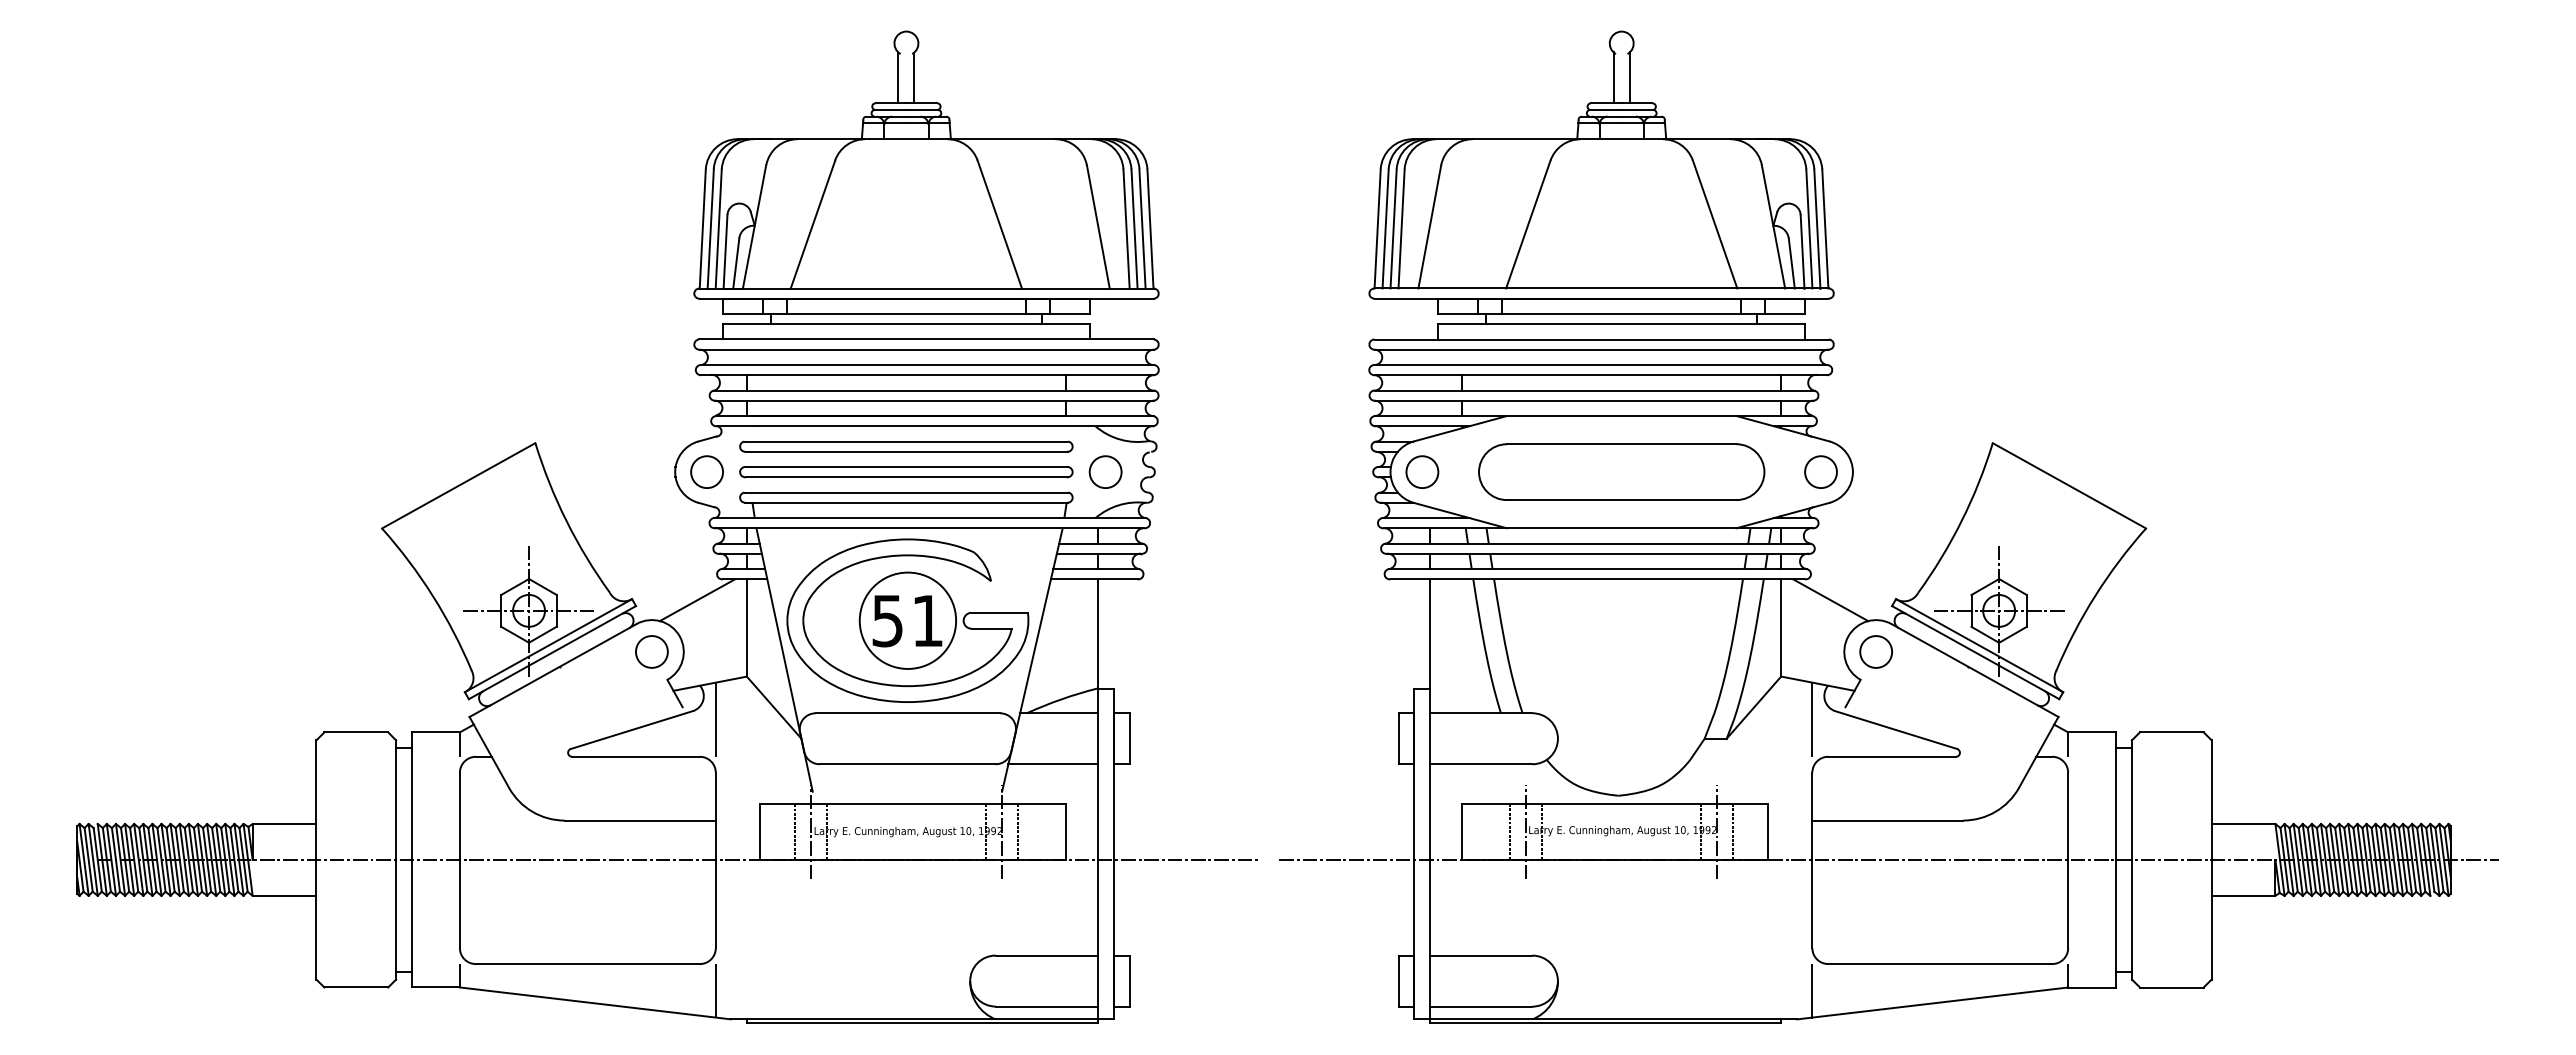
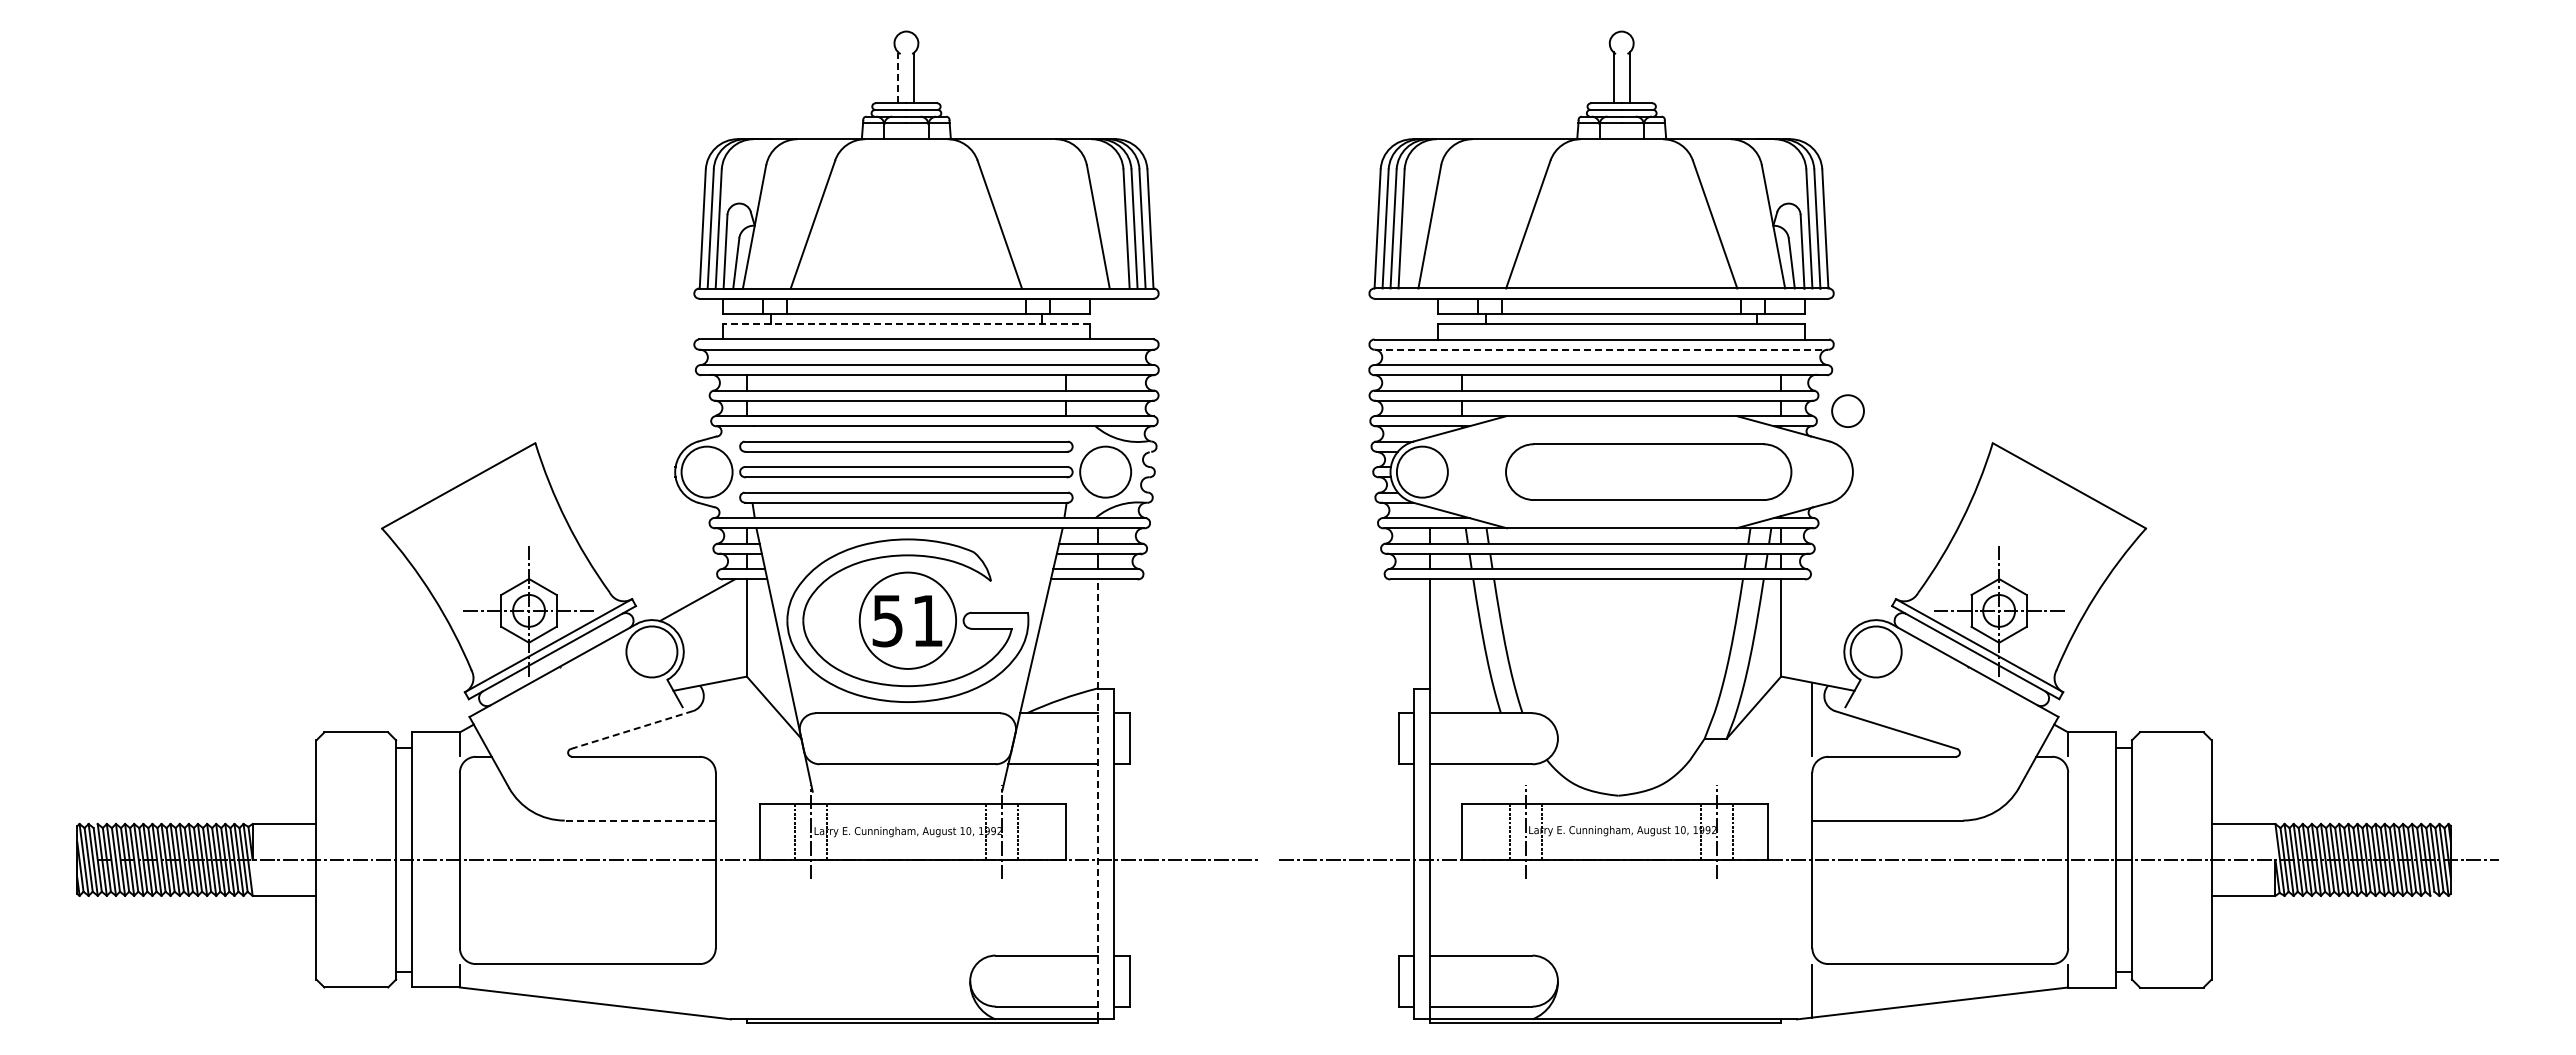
line: solid -> dashed (898, 77)
line: solid -> dashed (905, 324)
line: solid -> dashed (1601, 349)
part position: (1621, 471) -> (1648, 471) (1648, 471)
circle position: (1820, 471) -> (1847, 410) (1847, 410)
circle diameter: 32 px -> 51 px (706, 471)
circle diameter: 32 px -> 51 px (1105, 471)
circle diameter: 32 px -> 51 px (1421, 471)
line: present -> none (1830, 600)
circle diameter: 32 px -> 51 px (651, 651)
circle diameter: 32 px -> 51 px (1875, 651)
line: present -> none (715, 719)
line: solid -> dashed (631, 730)
line: solid -> dashed (1097, 798)
line: solid -> dashed (640, 820)
line: present -> none (715, 991)
